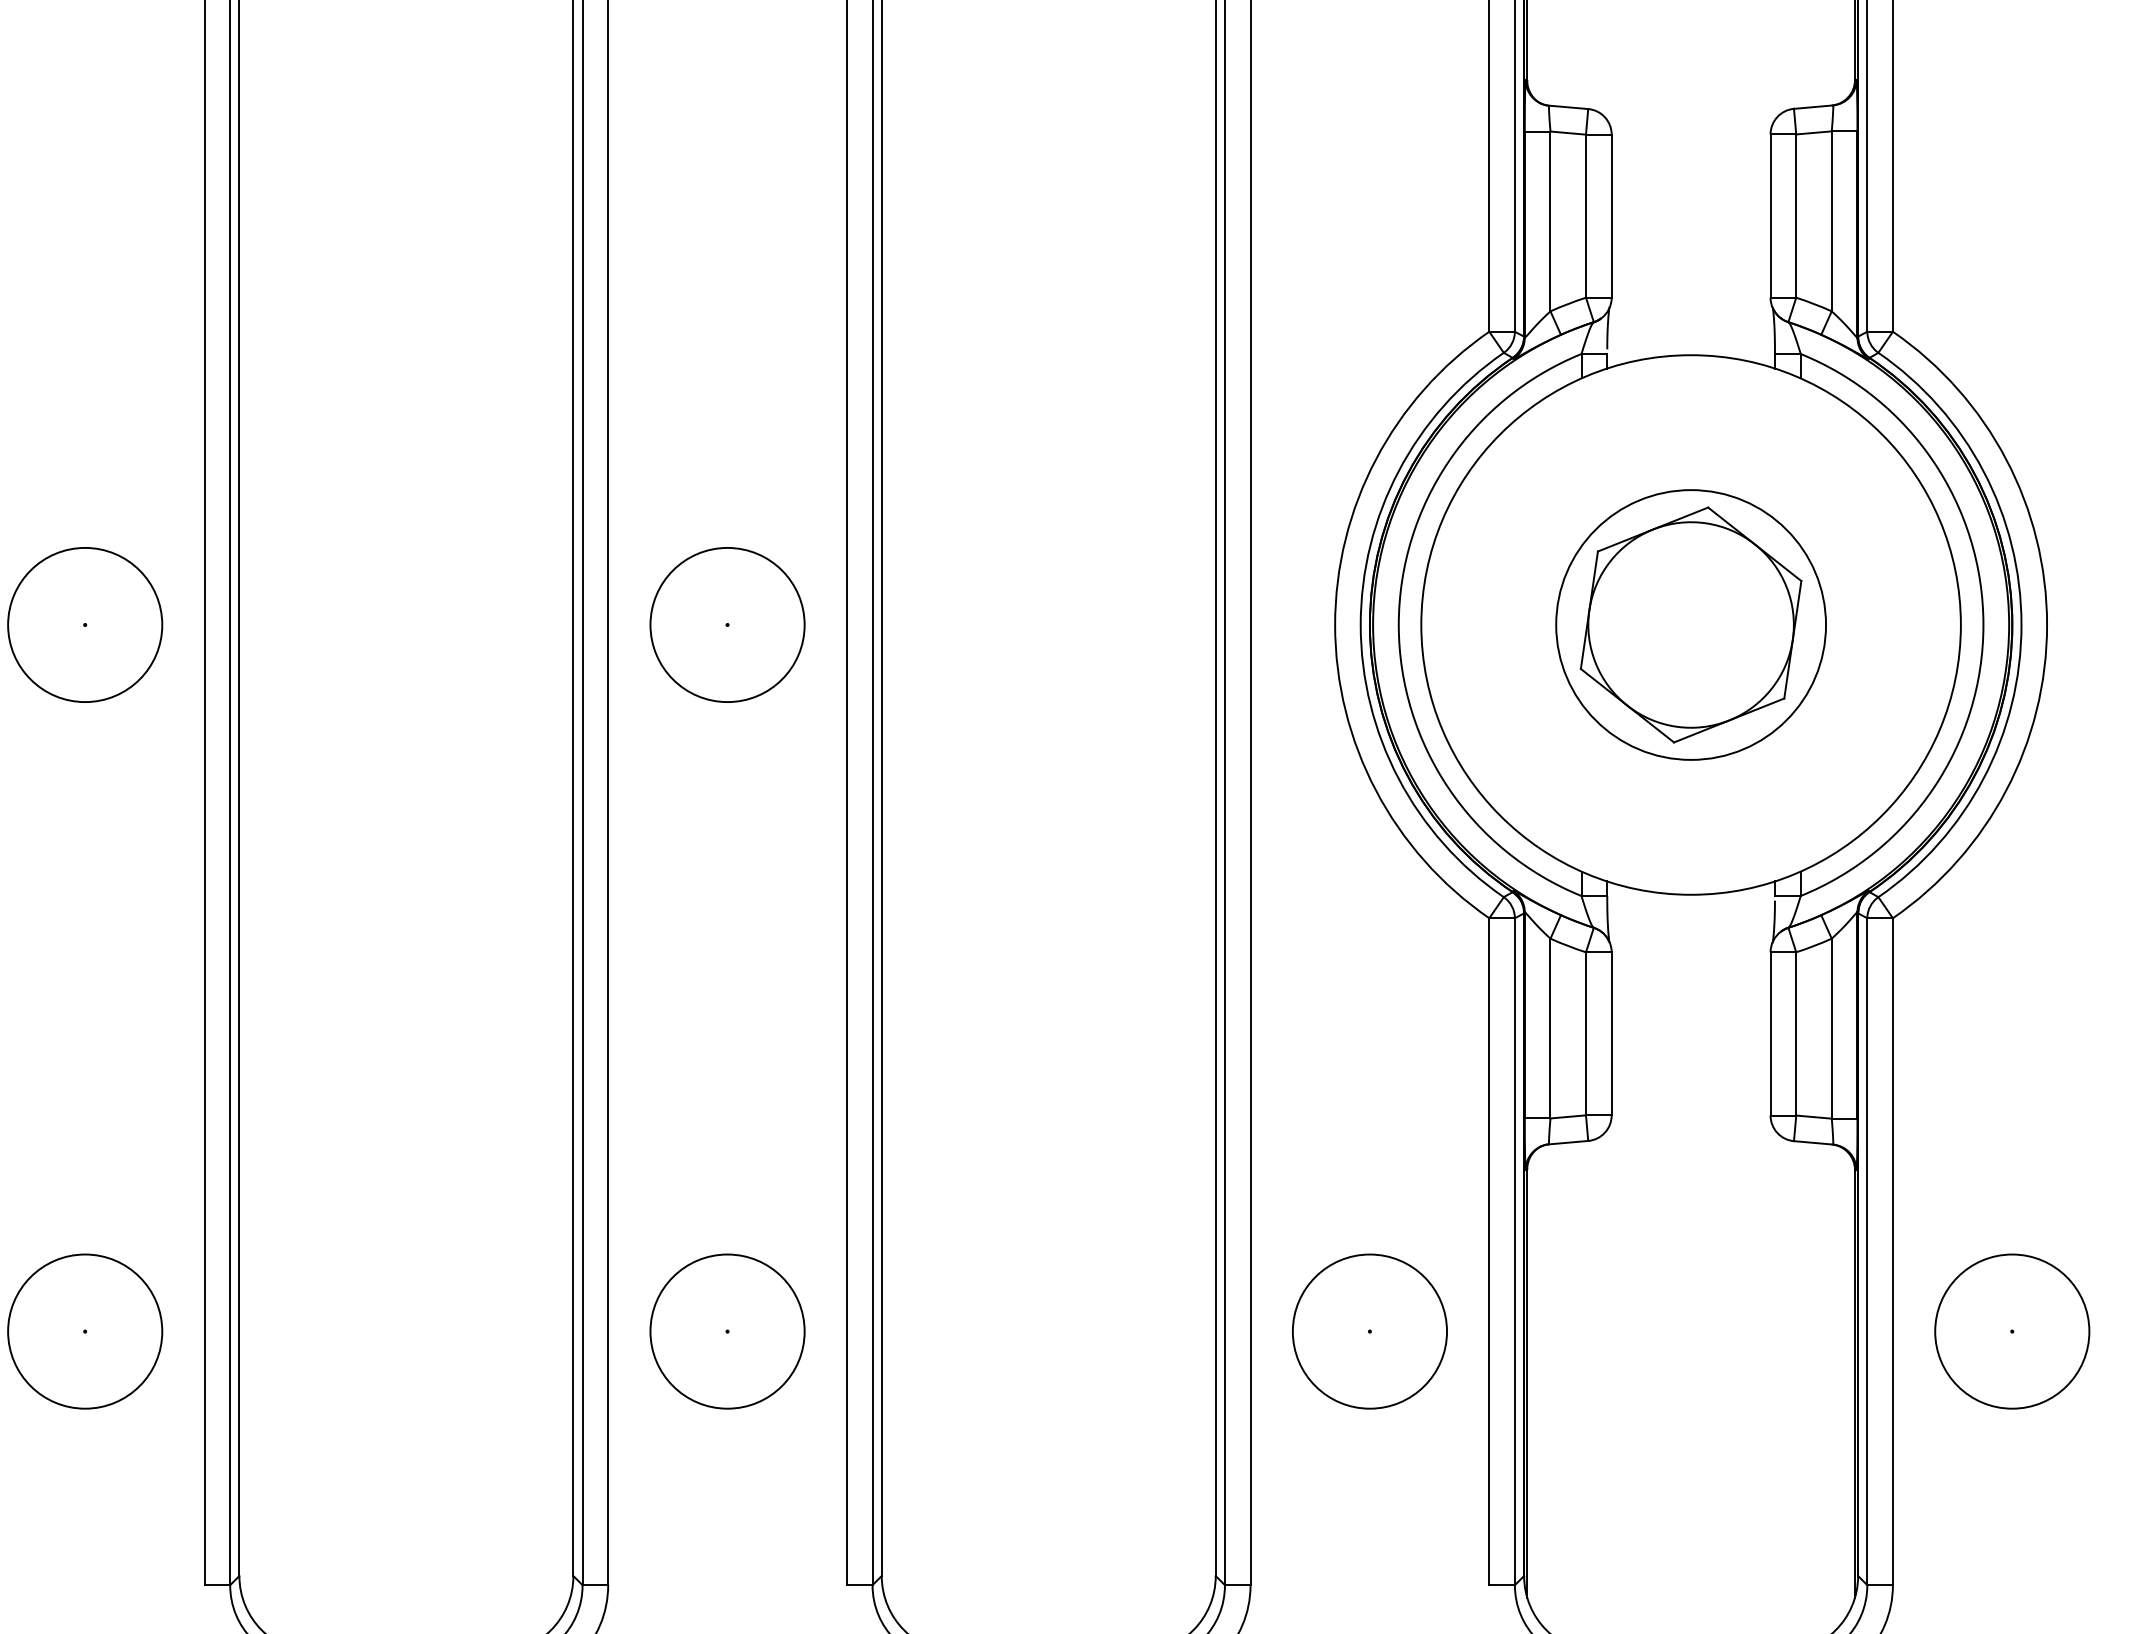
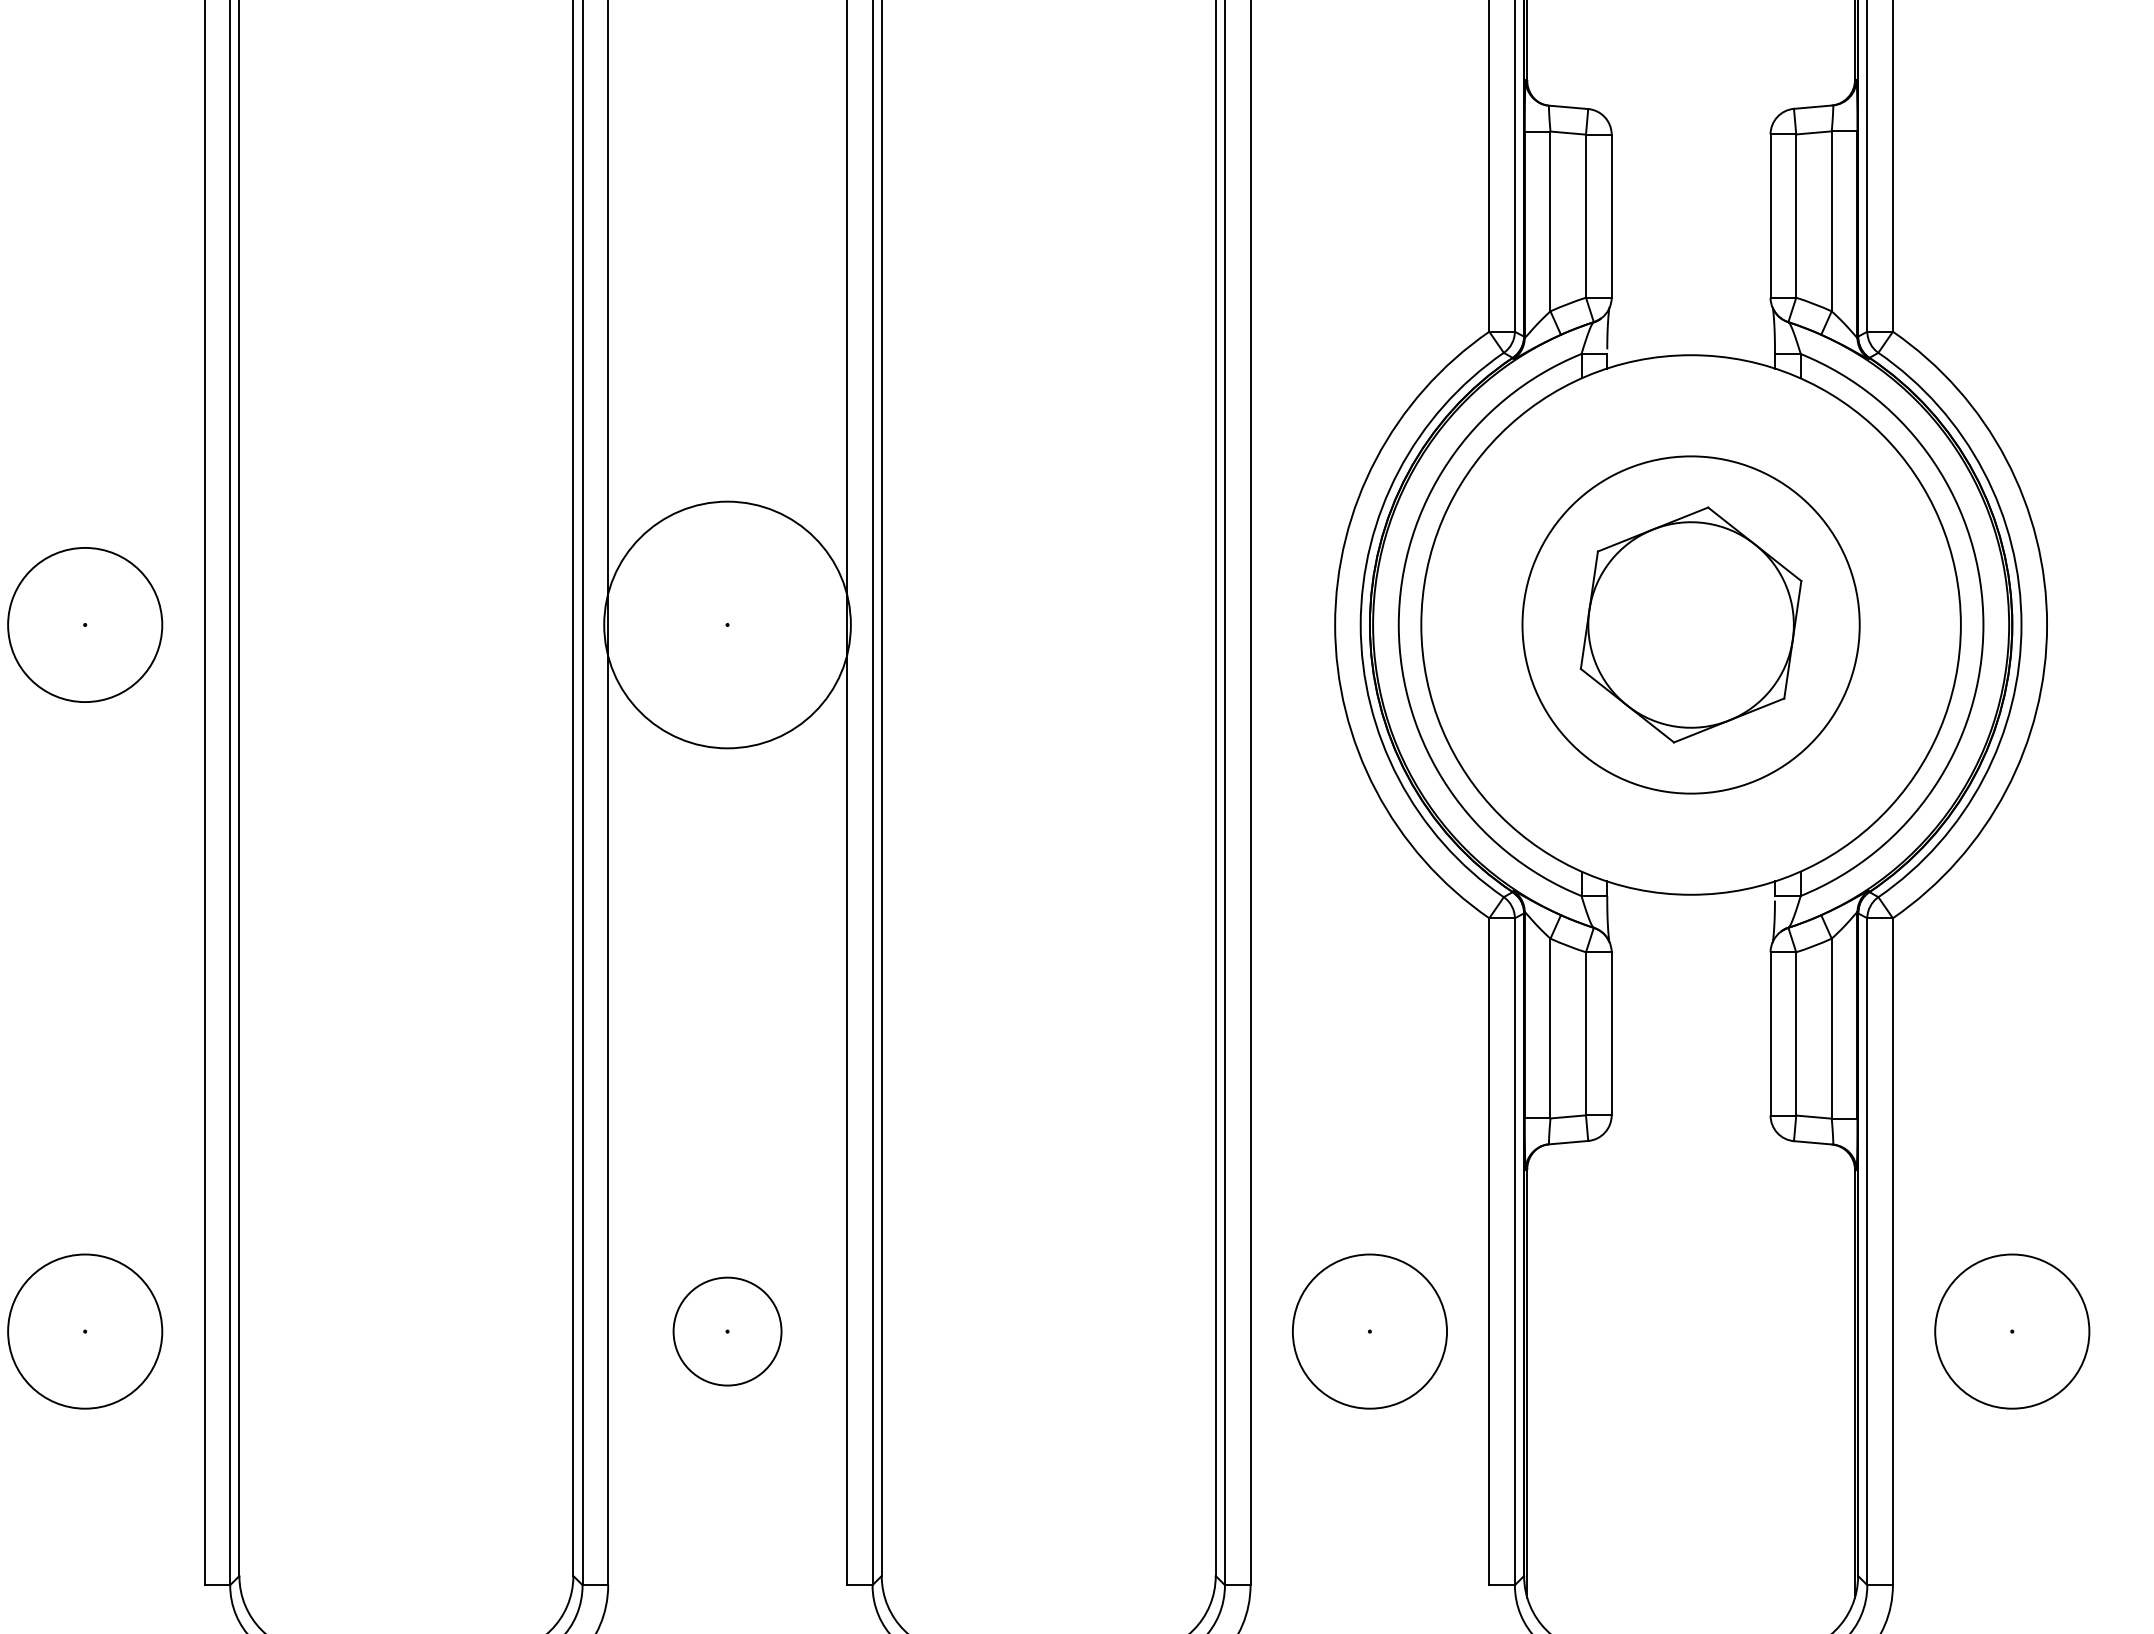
circle diameter: 154 px -> 247 px (727, 624)
circle diameter: 270 px -> 337 px (1690, 624)
circle diameter: 154 px -> 108 px (727, 1331)
